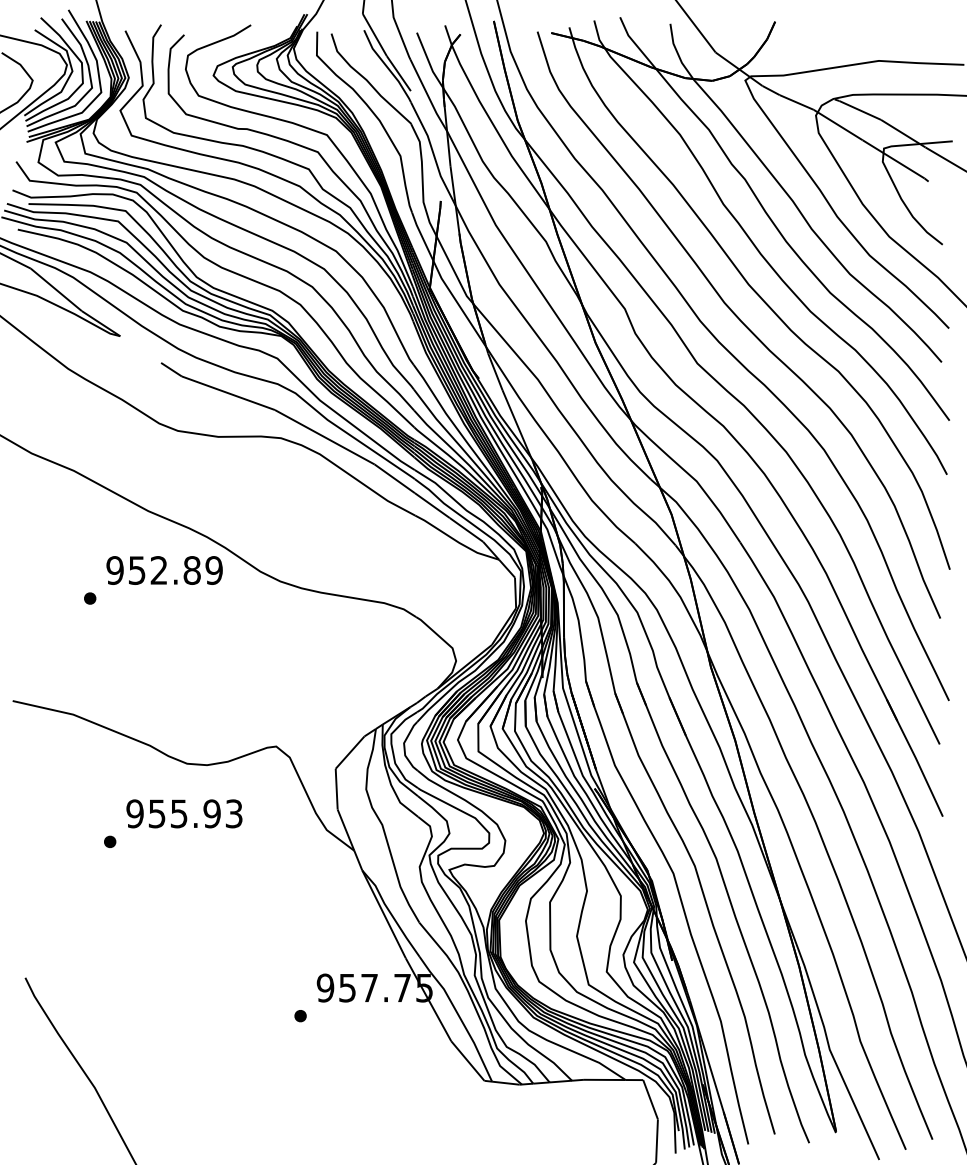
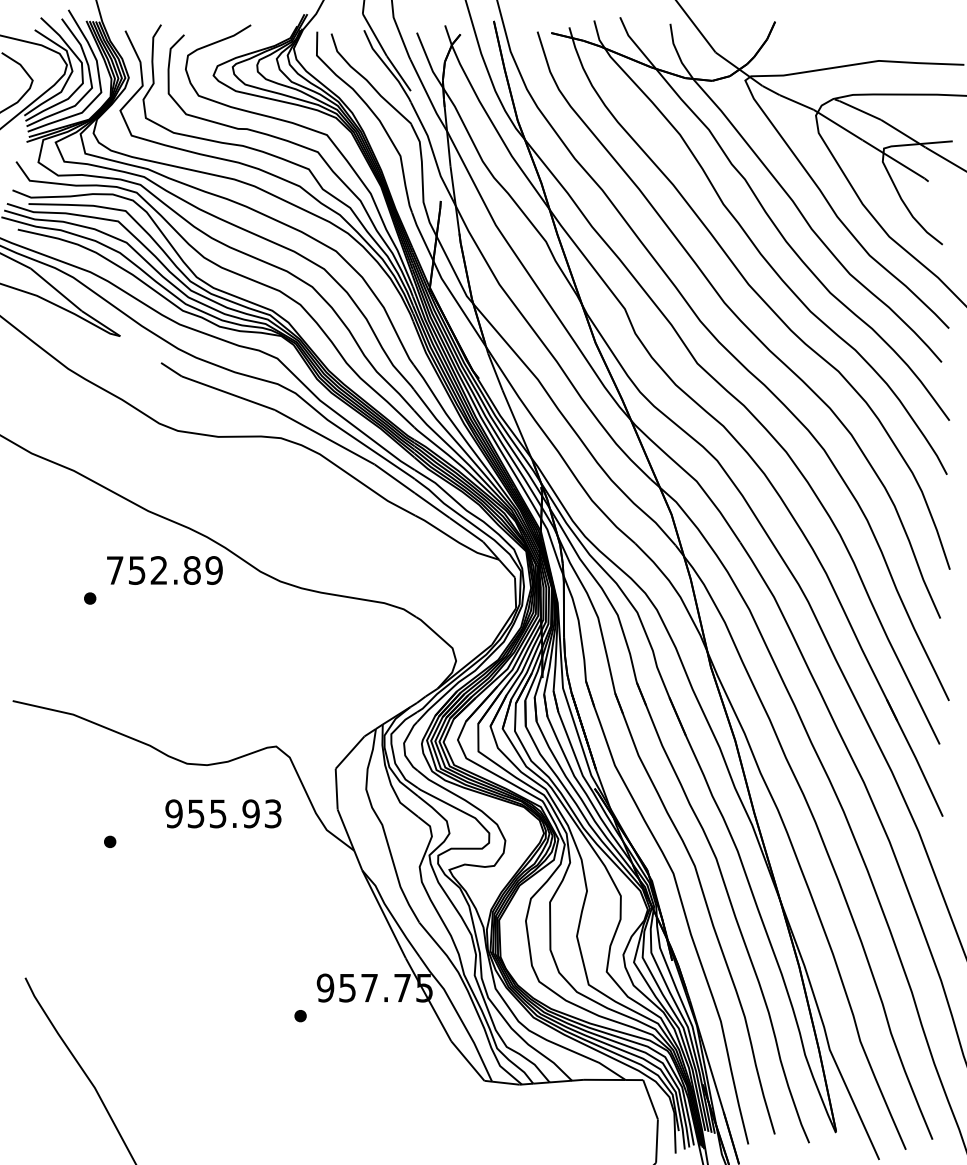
text: 952.89 -> 752.89 (114, 570)
text position: (184, 813) -> (223, 813) (223, 813)
